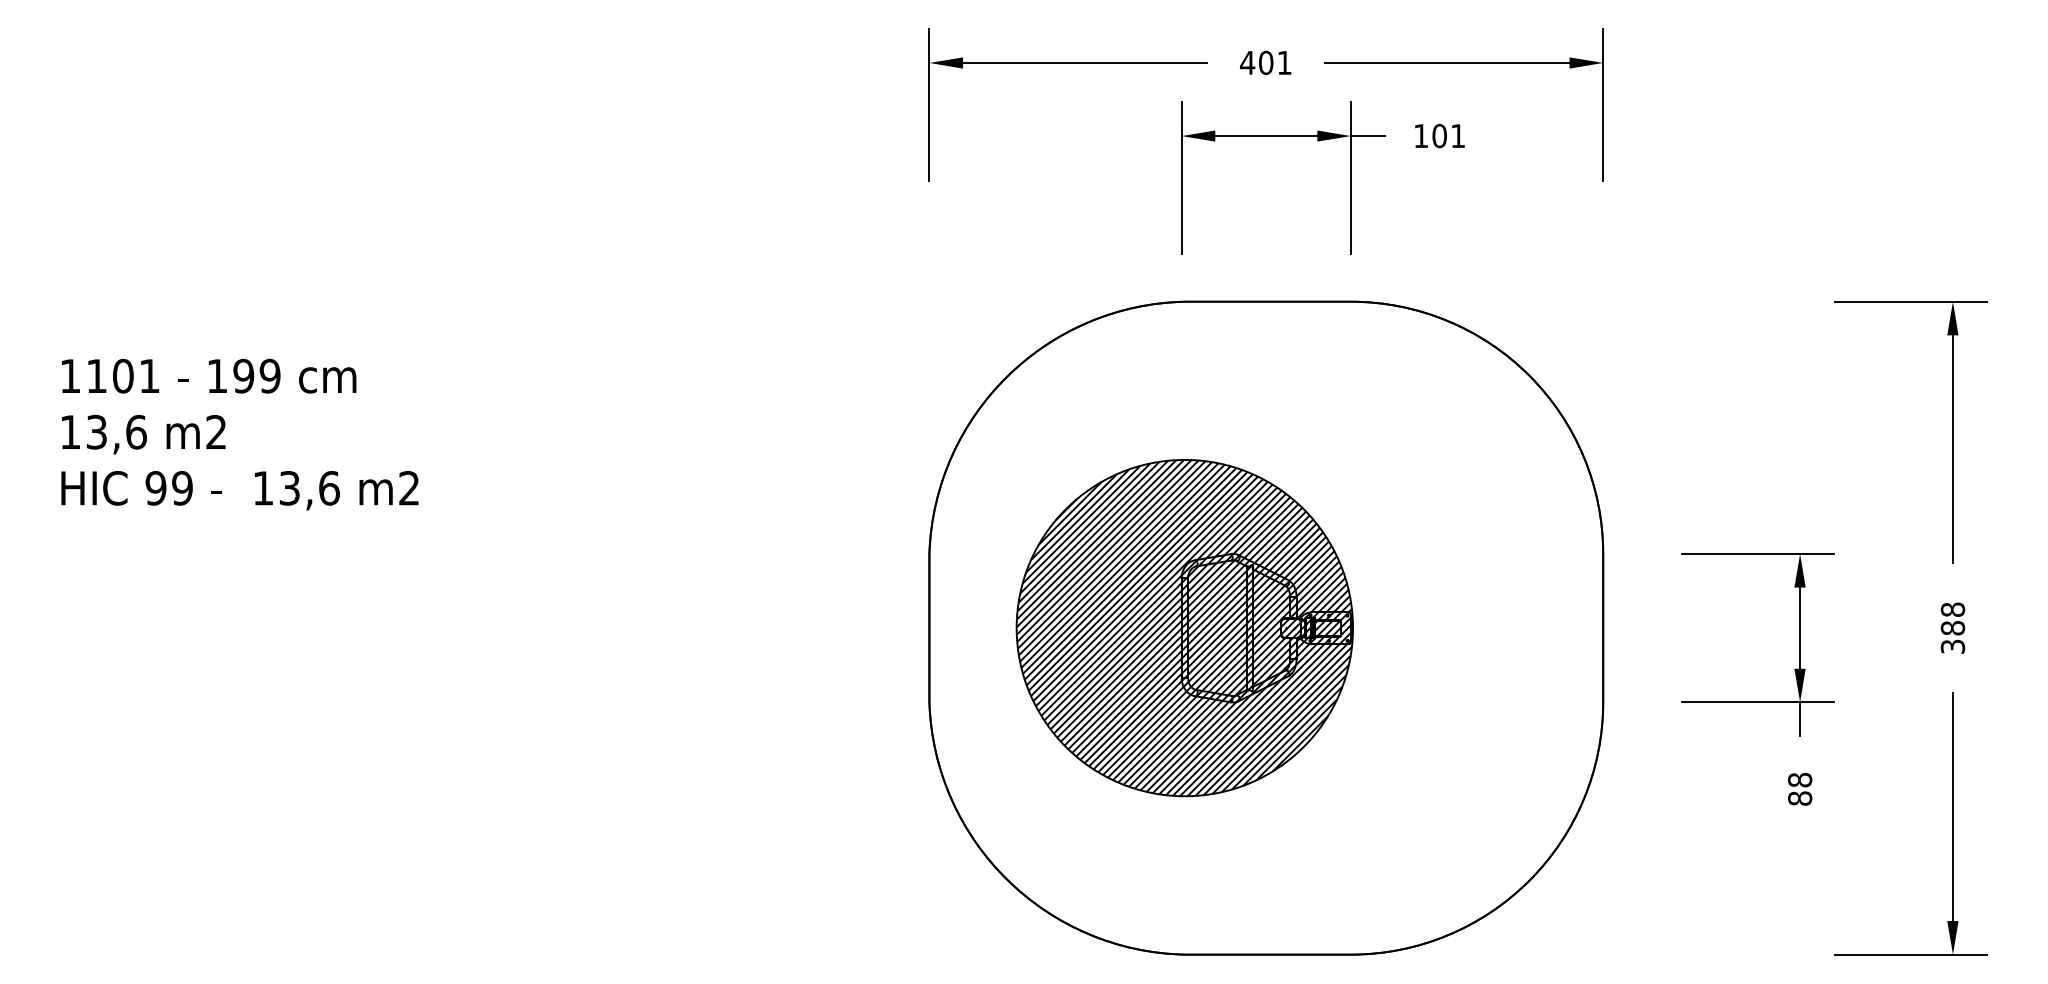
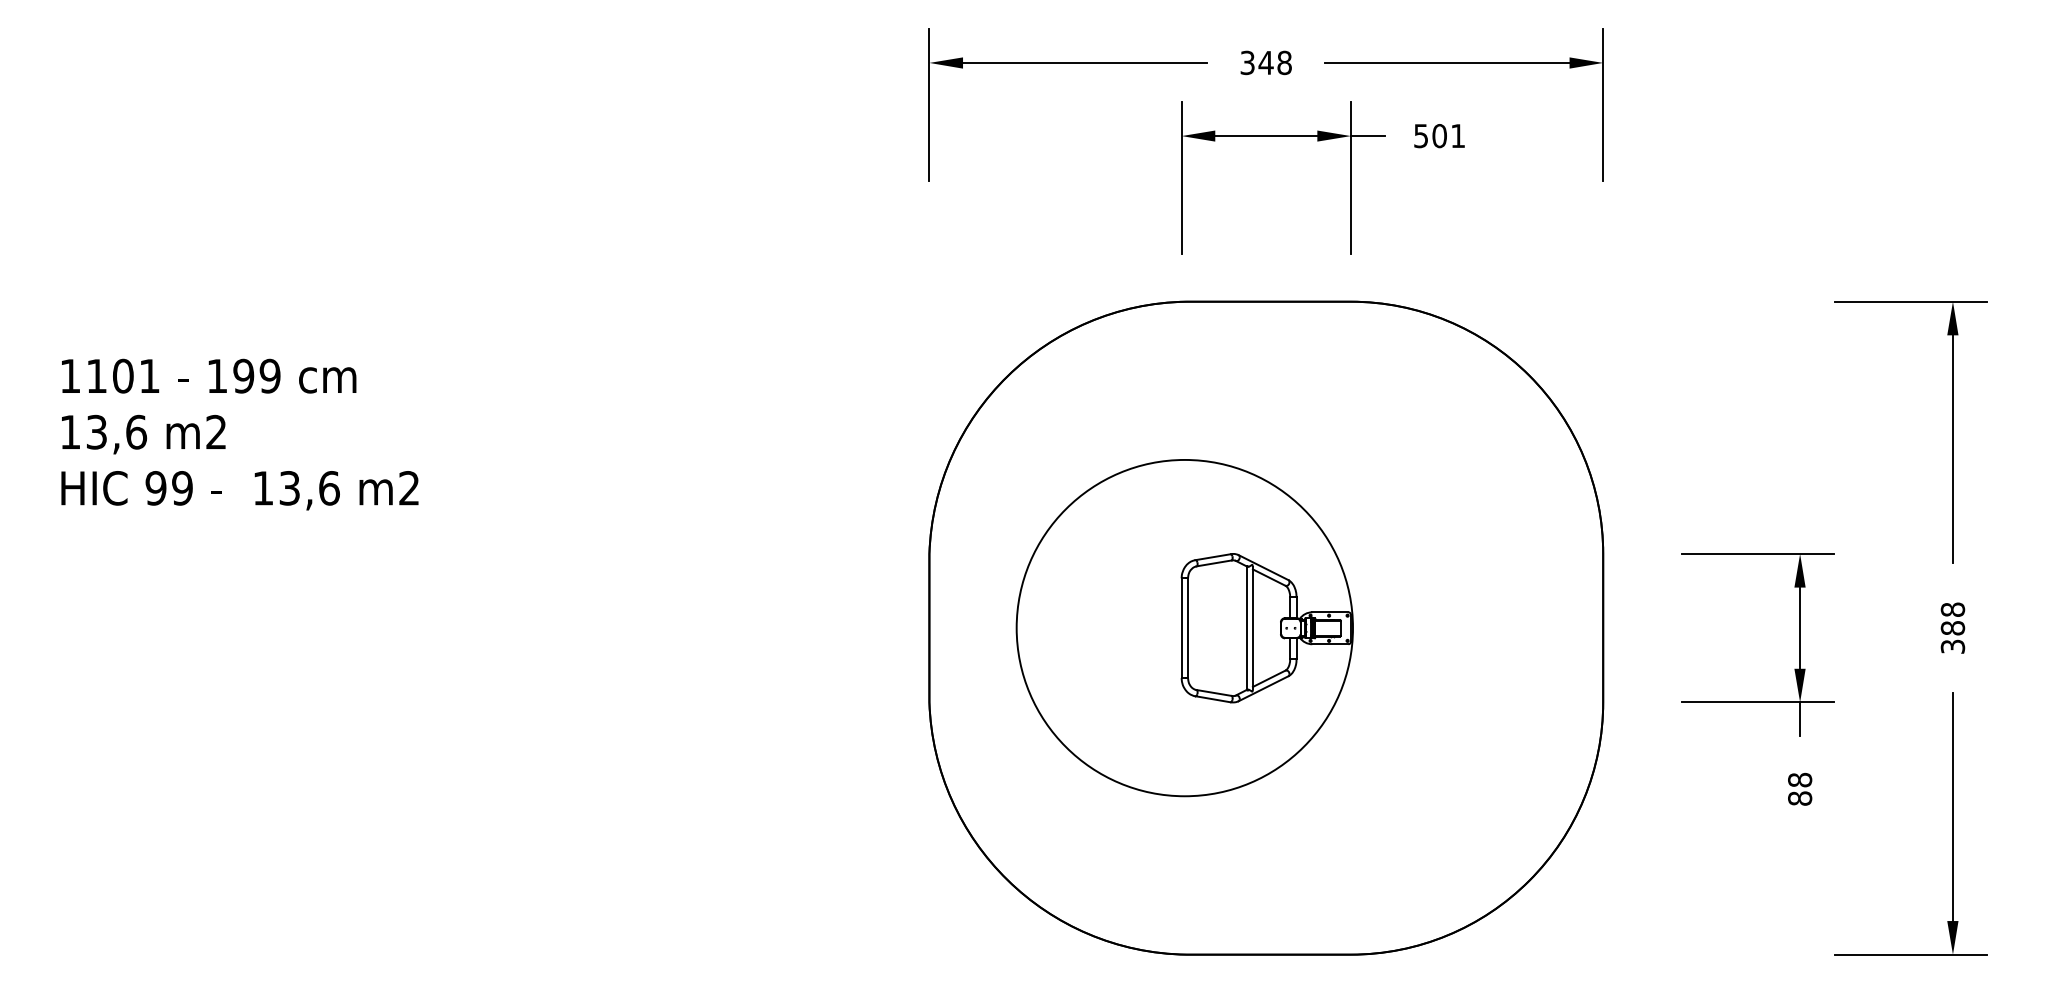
text: 401 -> 348 (1265, 62)
text: 101 -> 501 (1420, 136)
hatch: present -> none (1184, 627)
